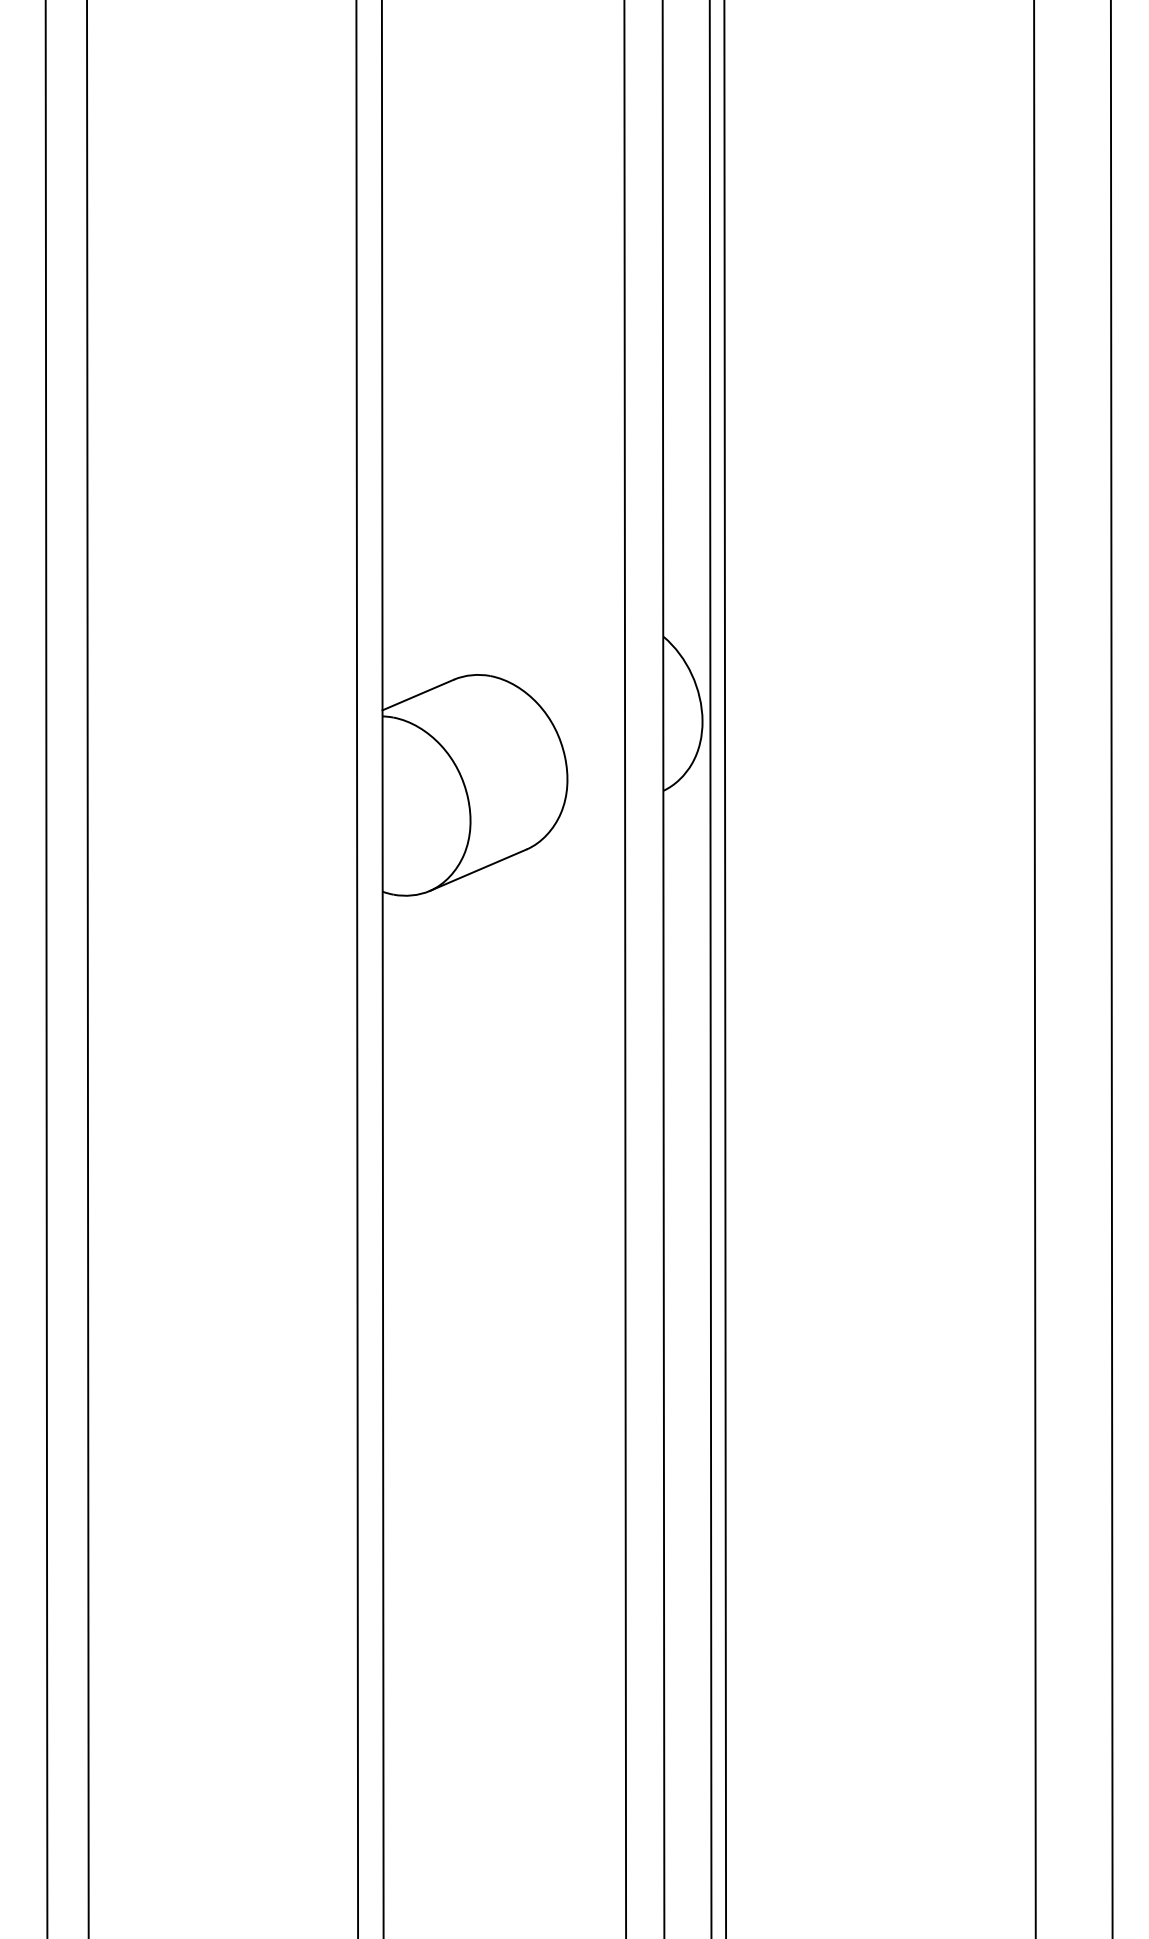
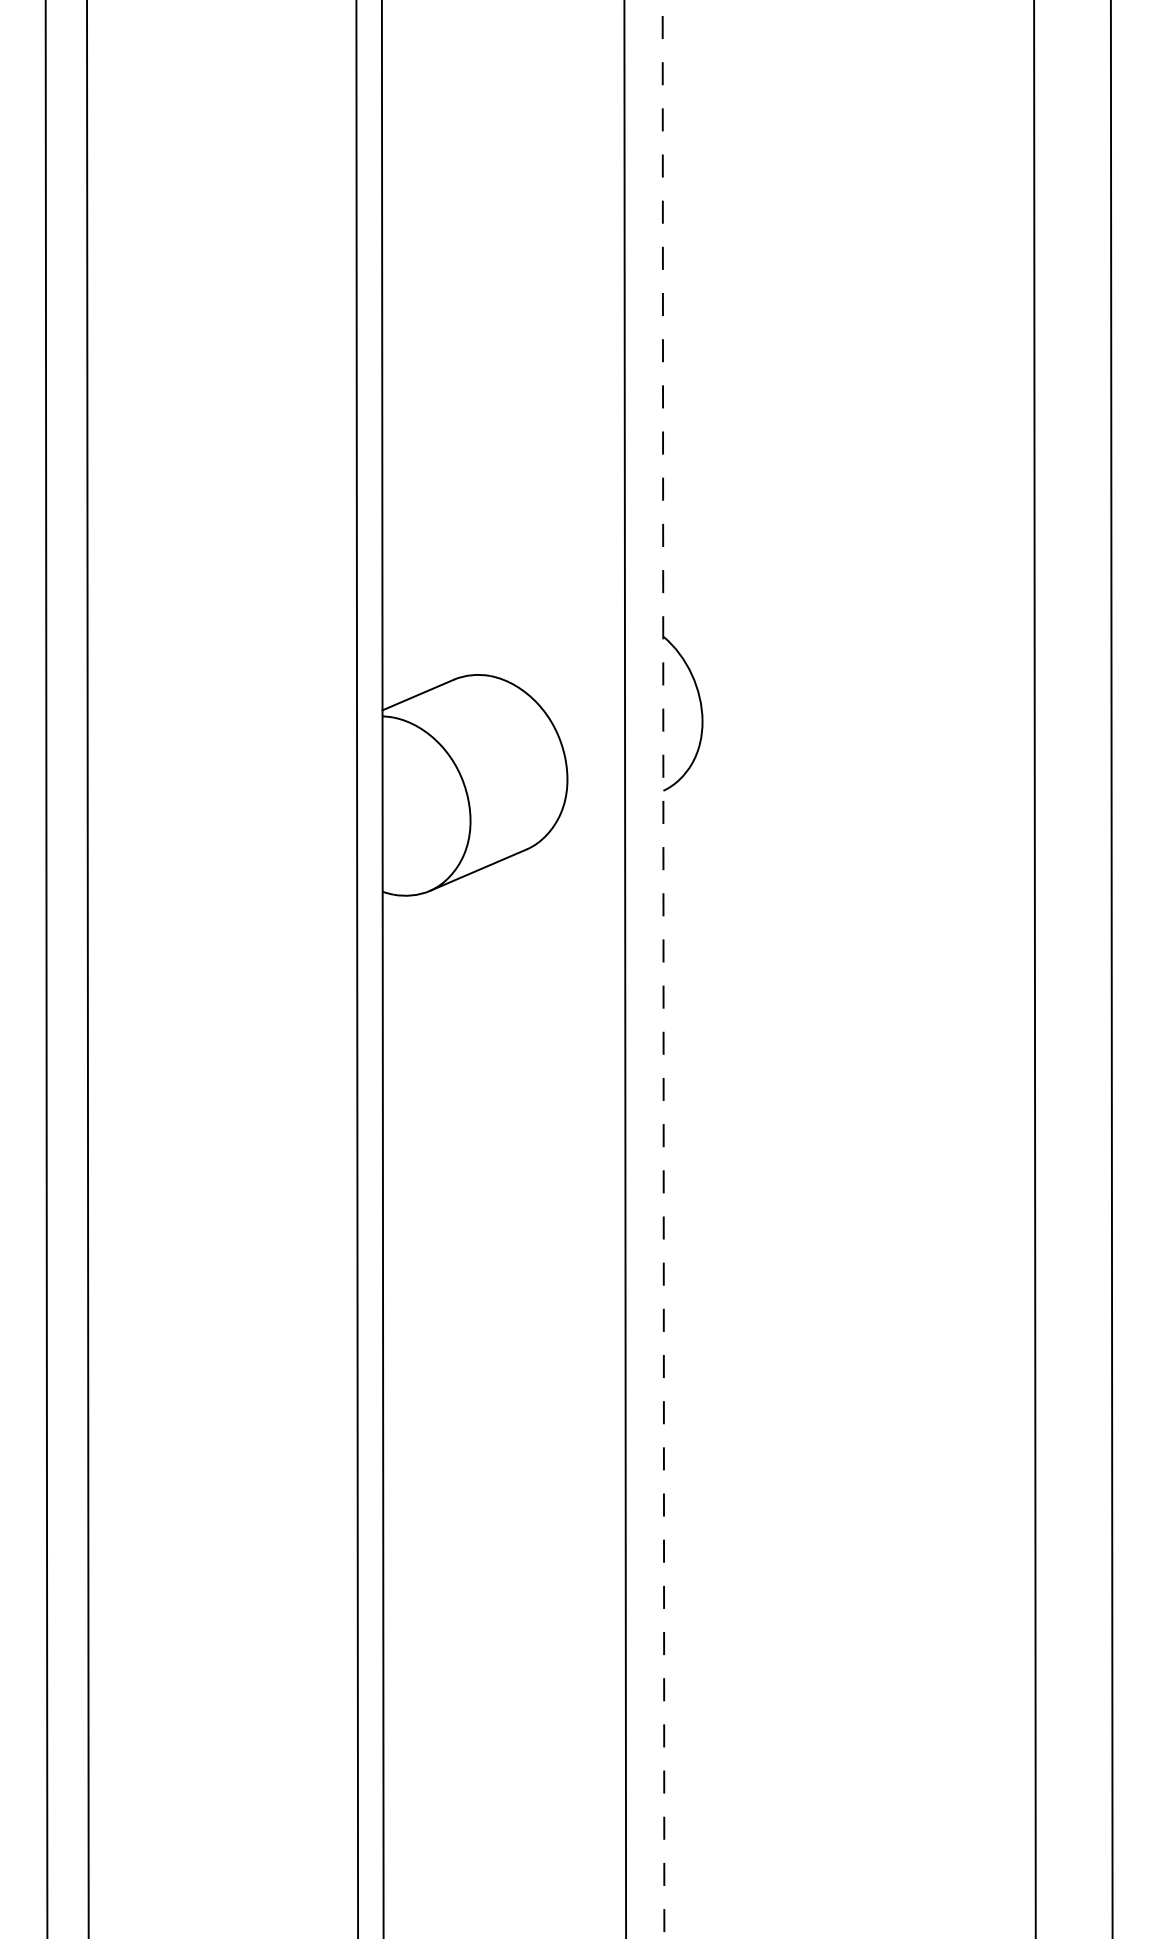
line: present -> none (710, 968)
line: present -> none (725, 968)
line: solid -> dashed (663, 969)
